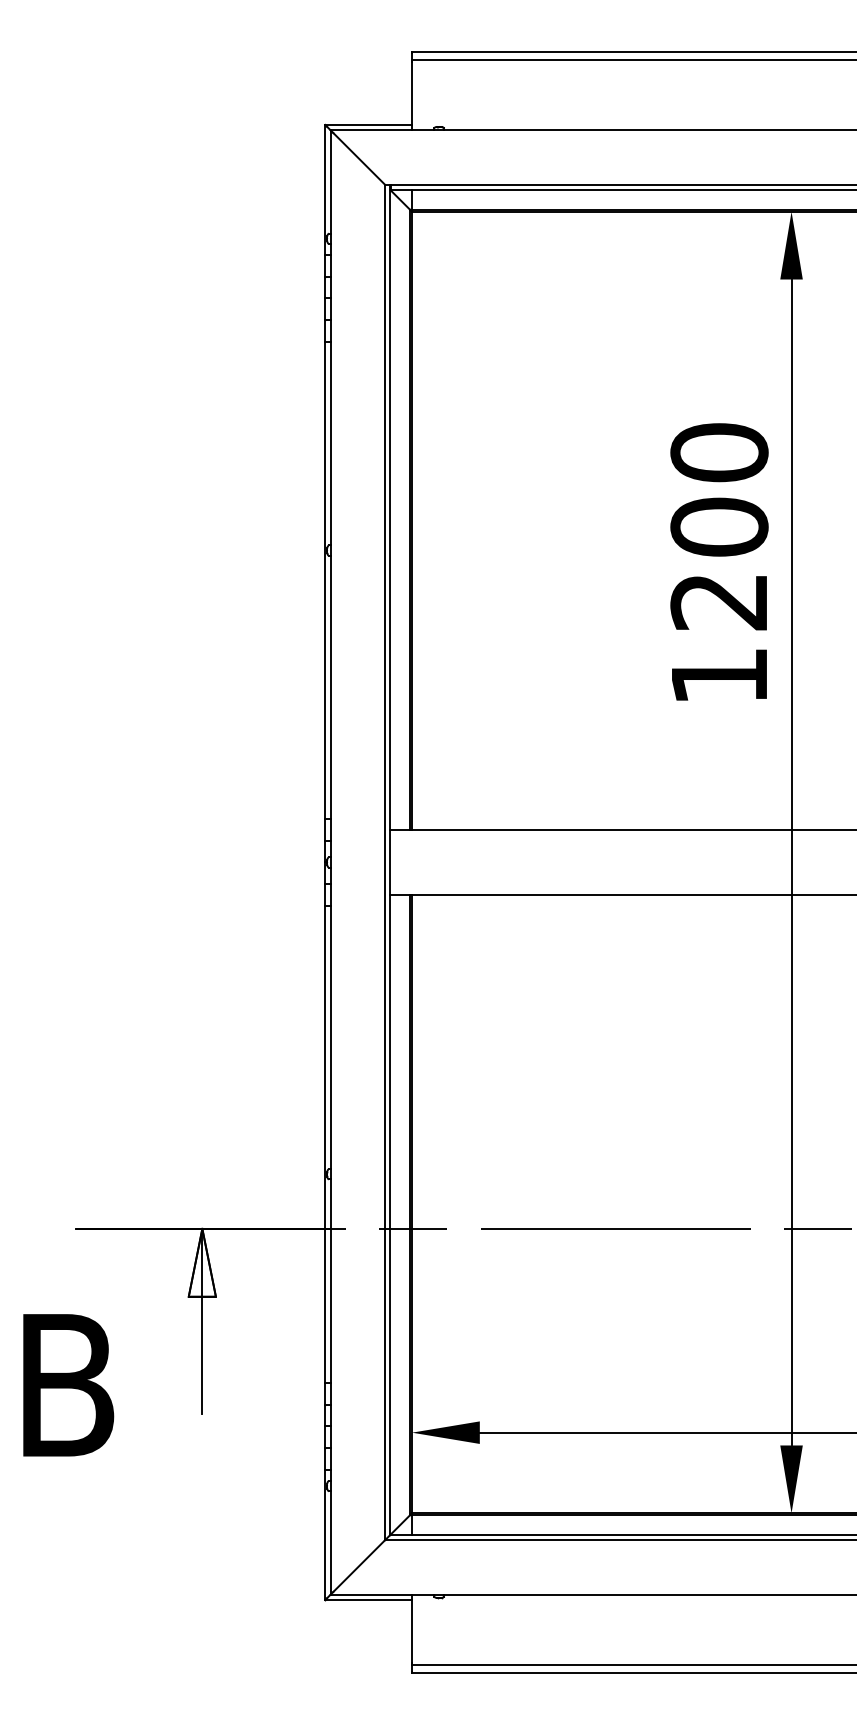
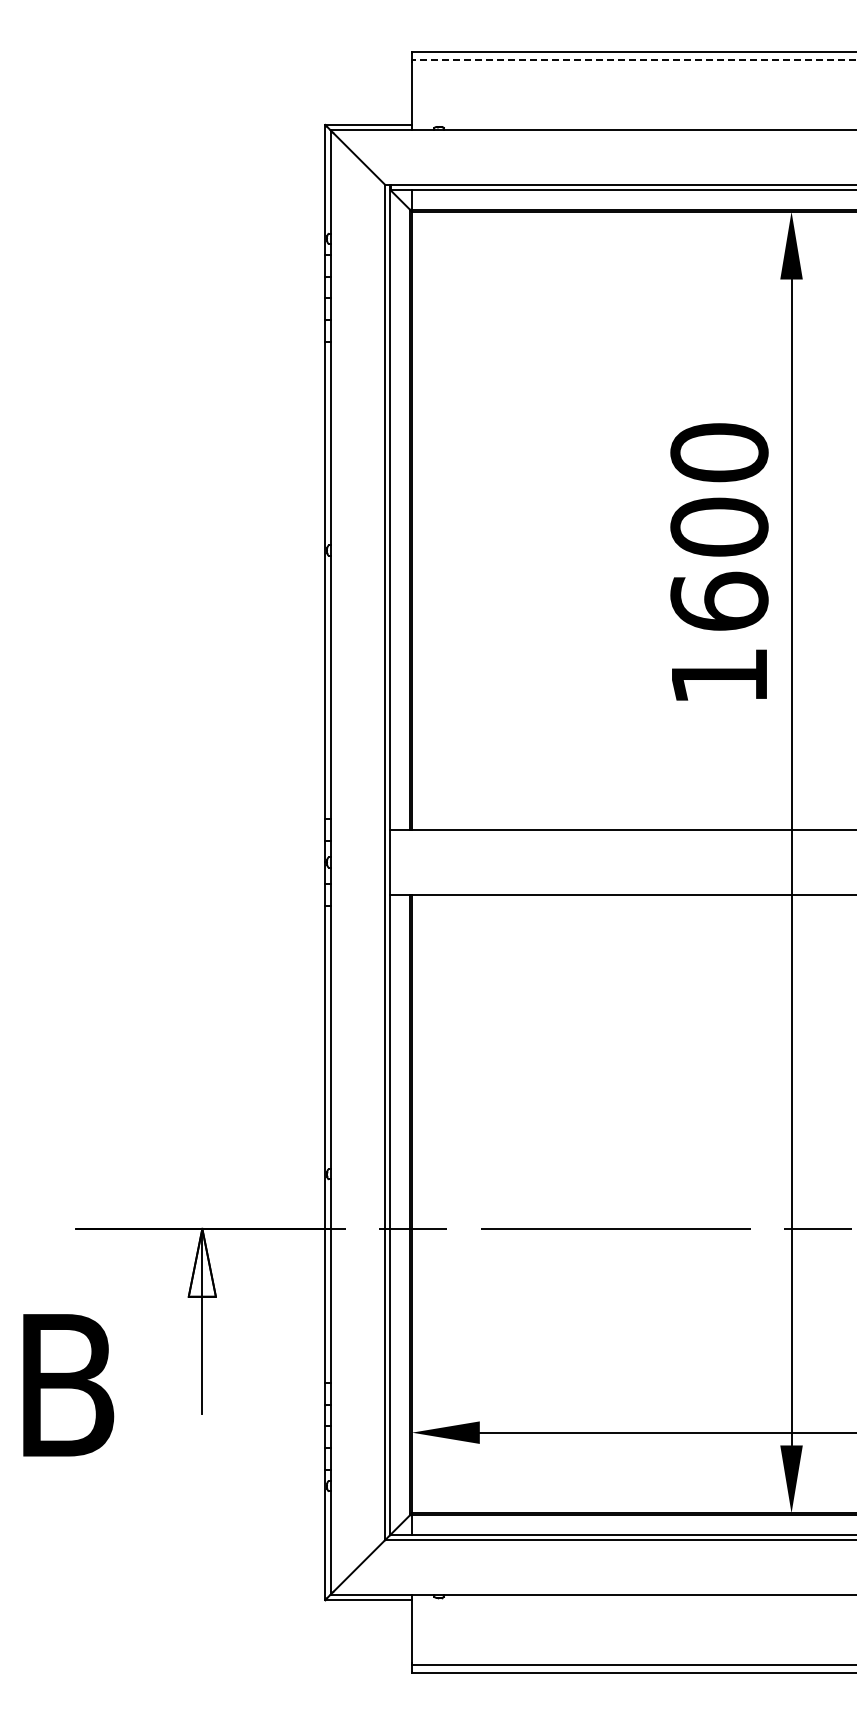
line: solid -> dashed (633, 59)
text: 1200 -> 1600 (719, 600)
